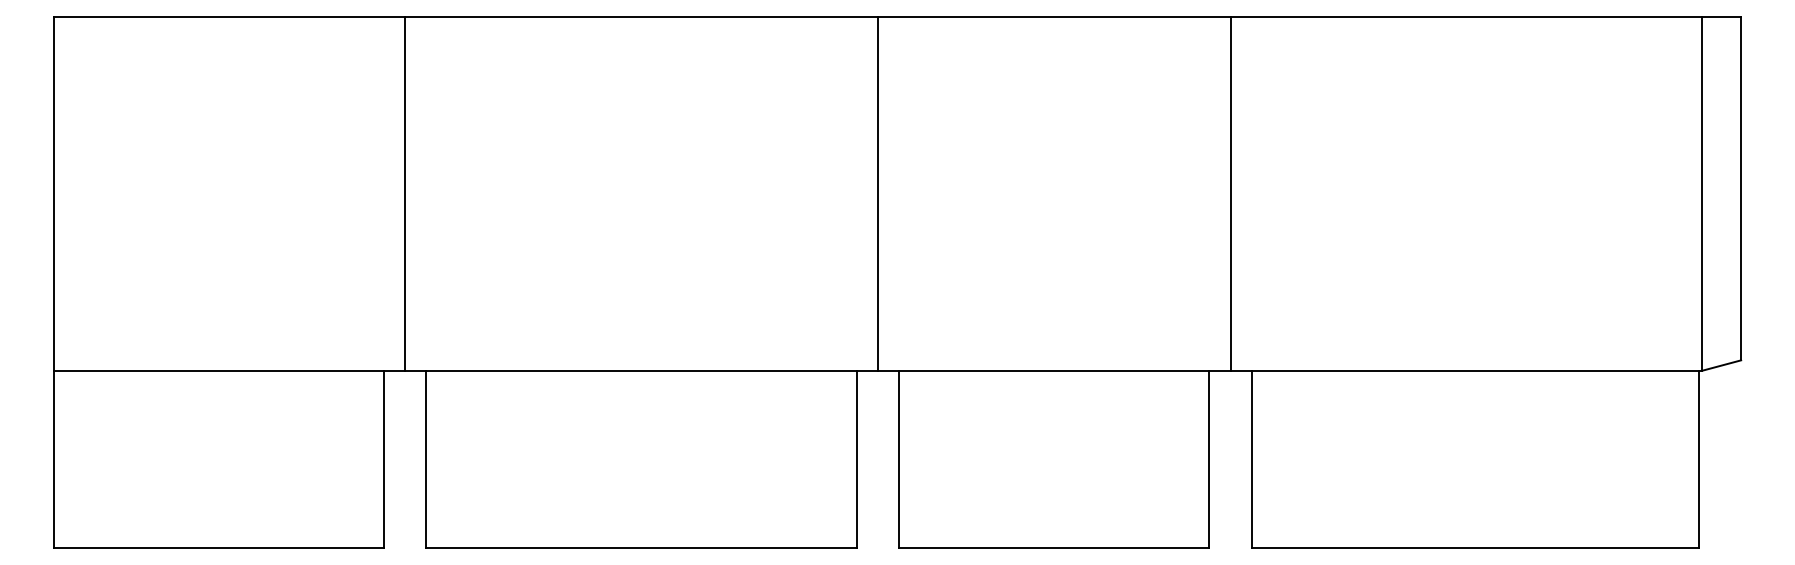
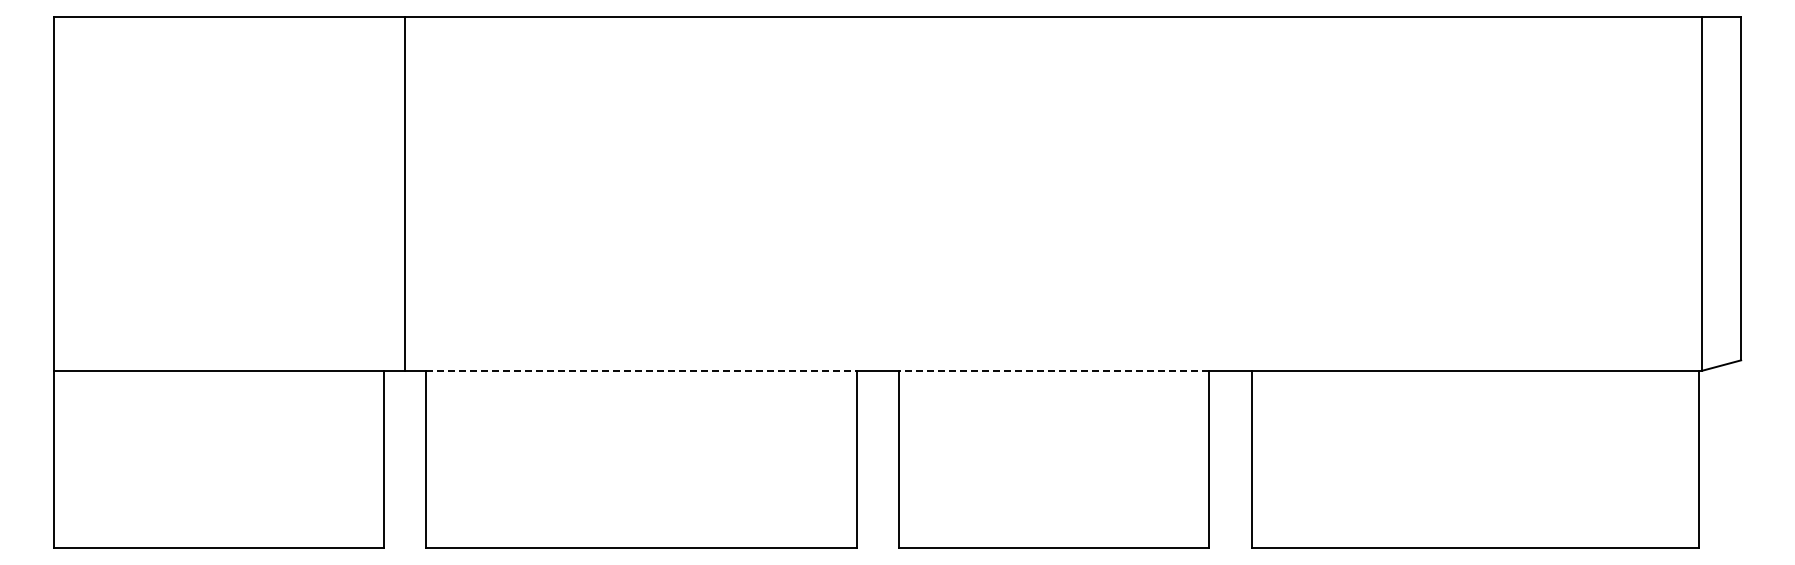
line: present -> none (878, 193)
line: present -> none (1230, 193)
line: solid -> dashed (641, 370)
line: solid -> dashed (1053, 370)
